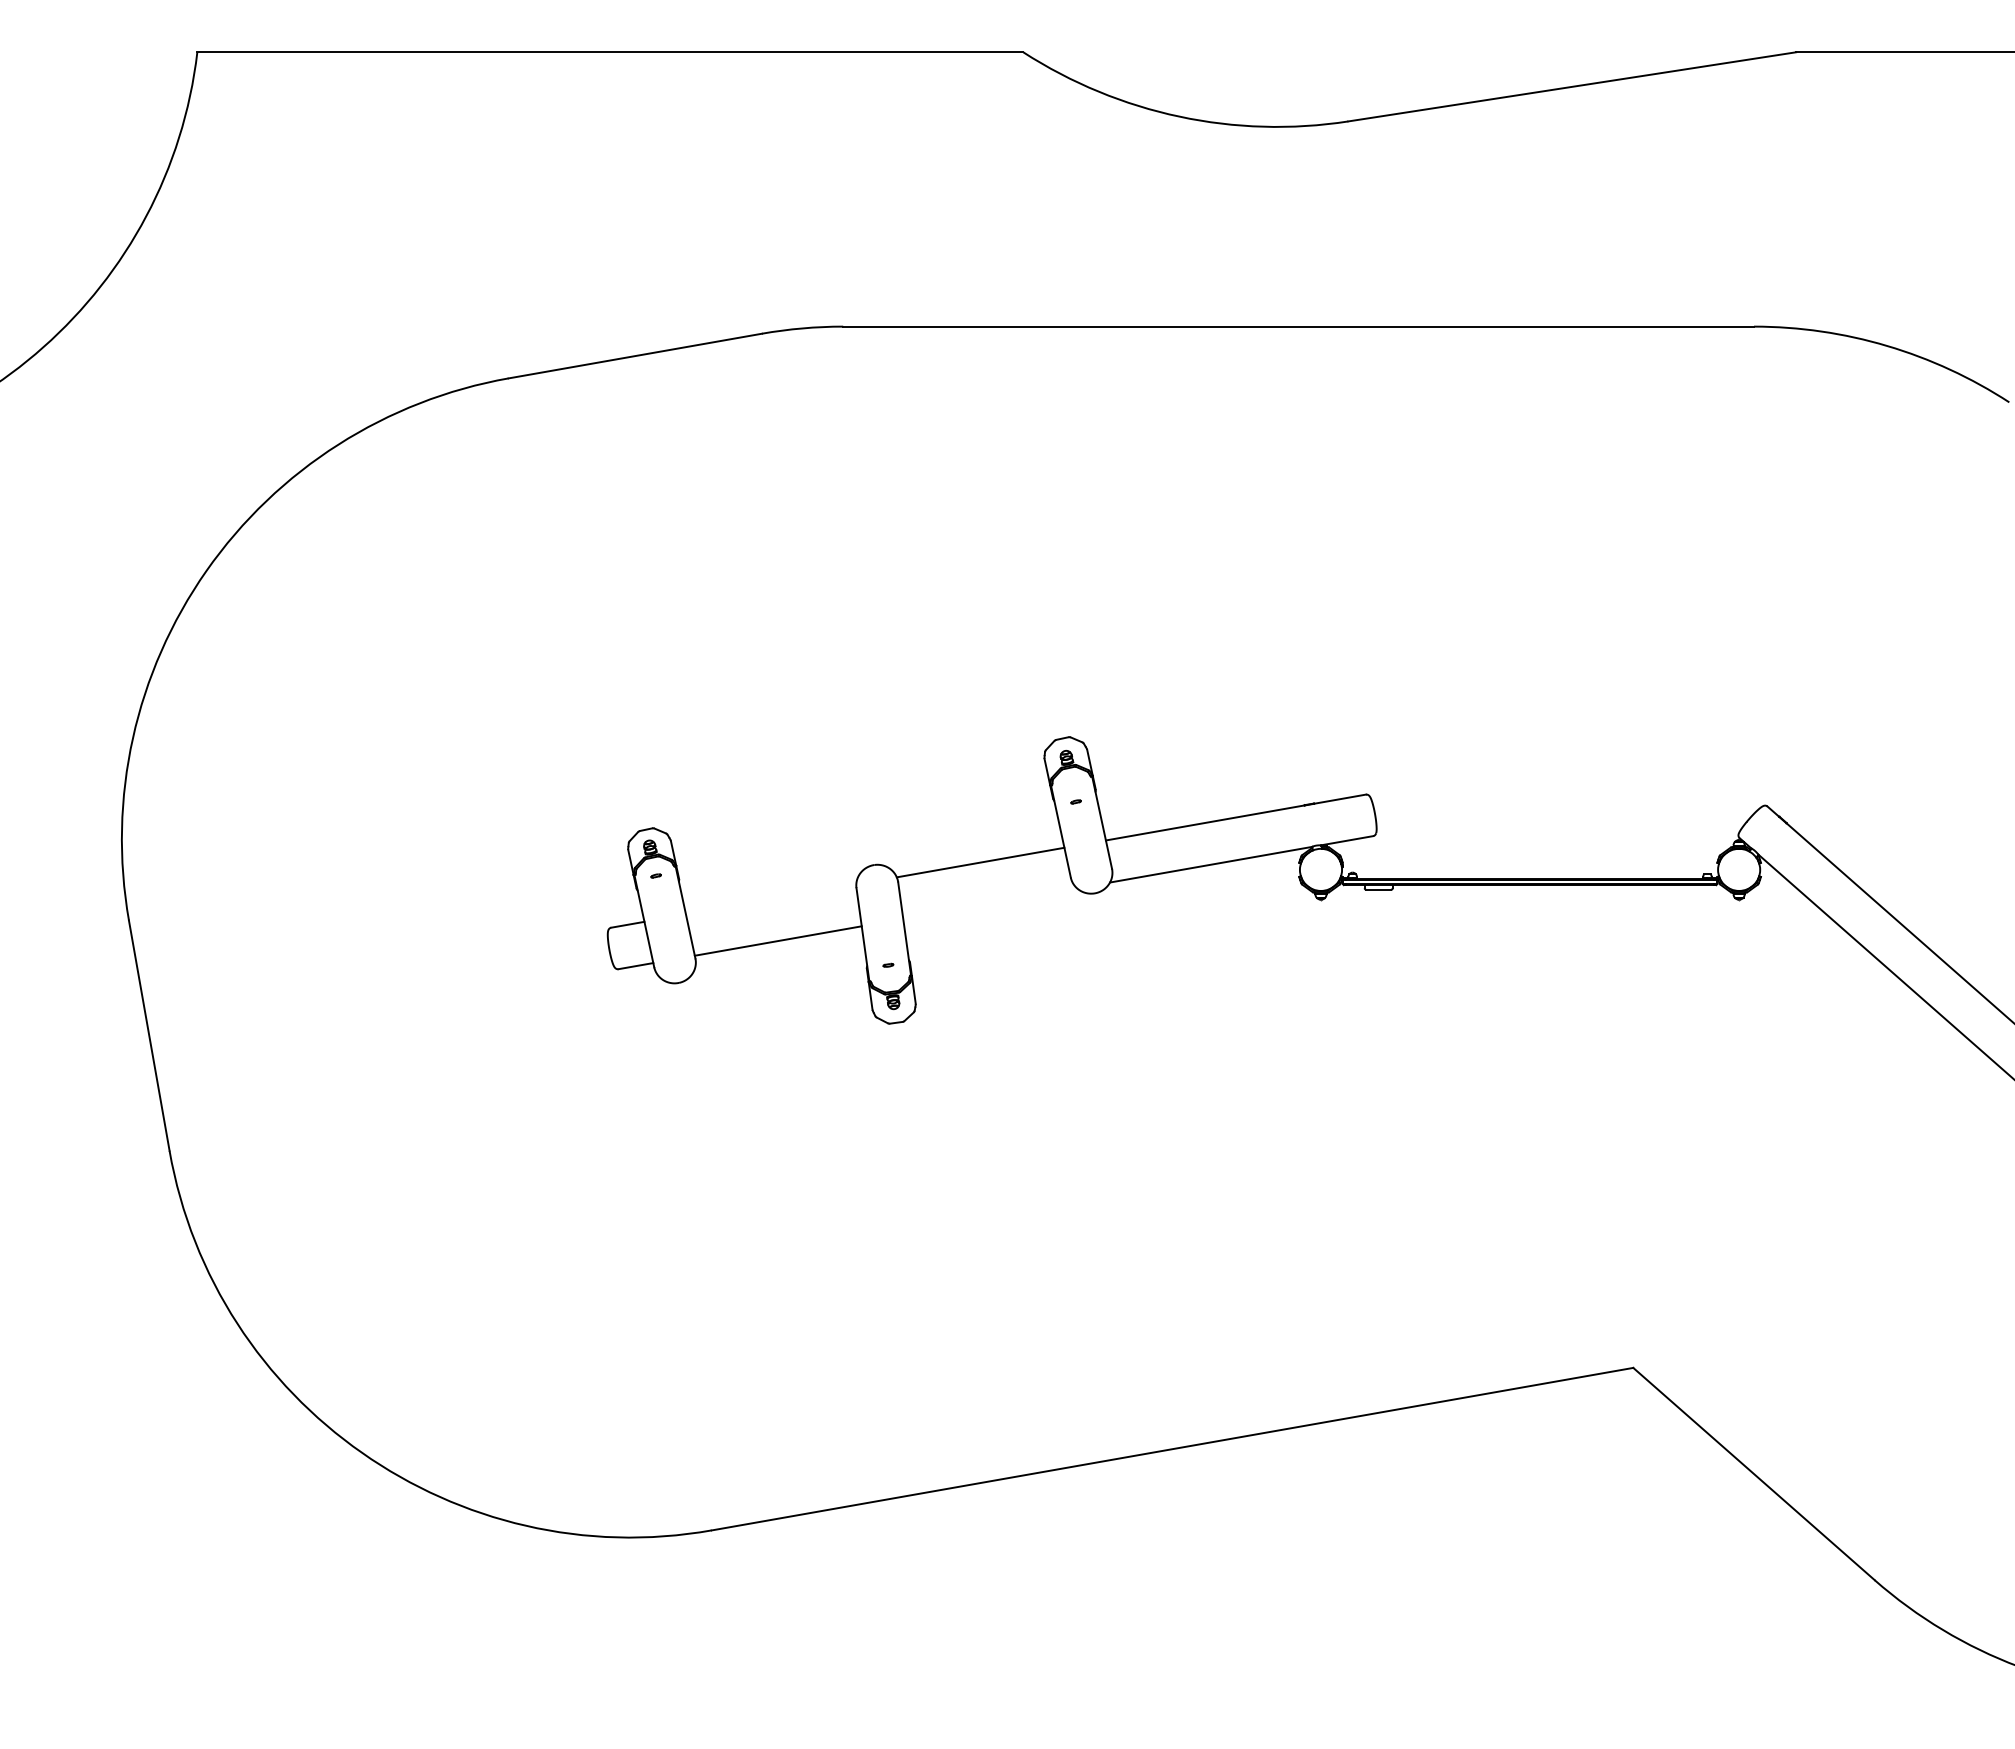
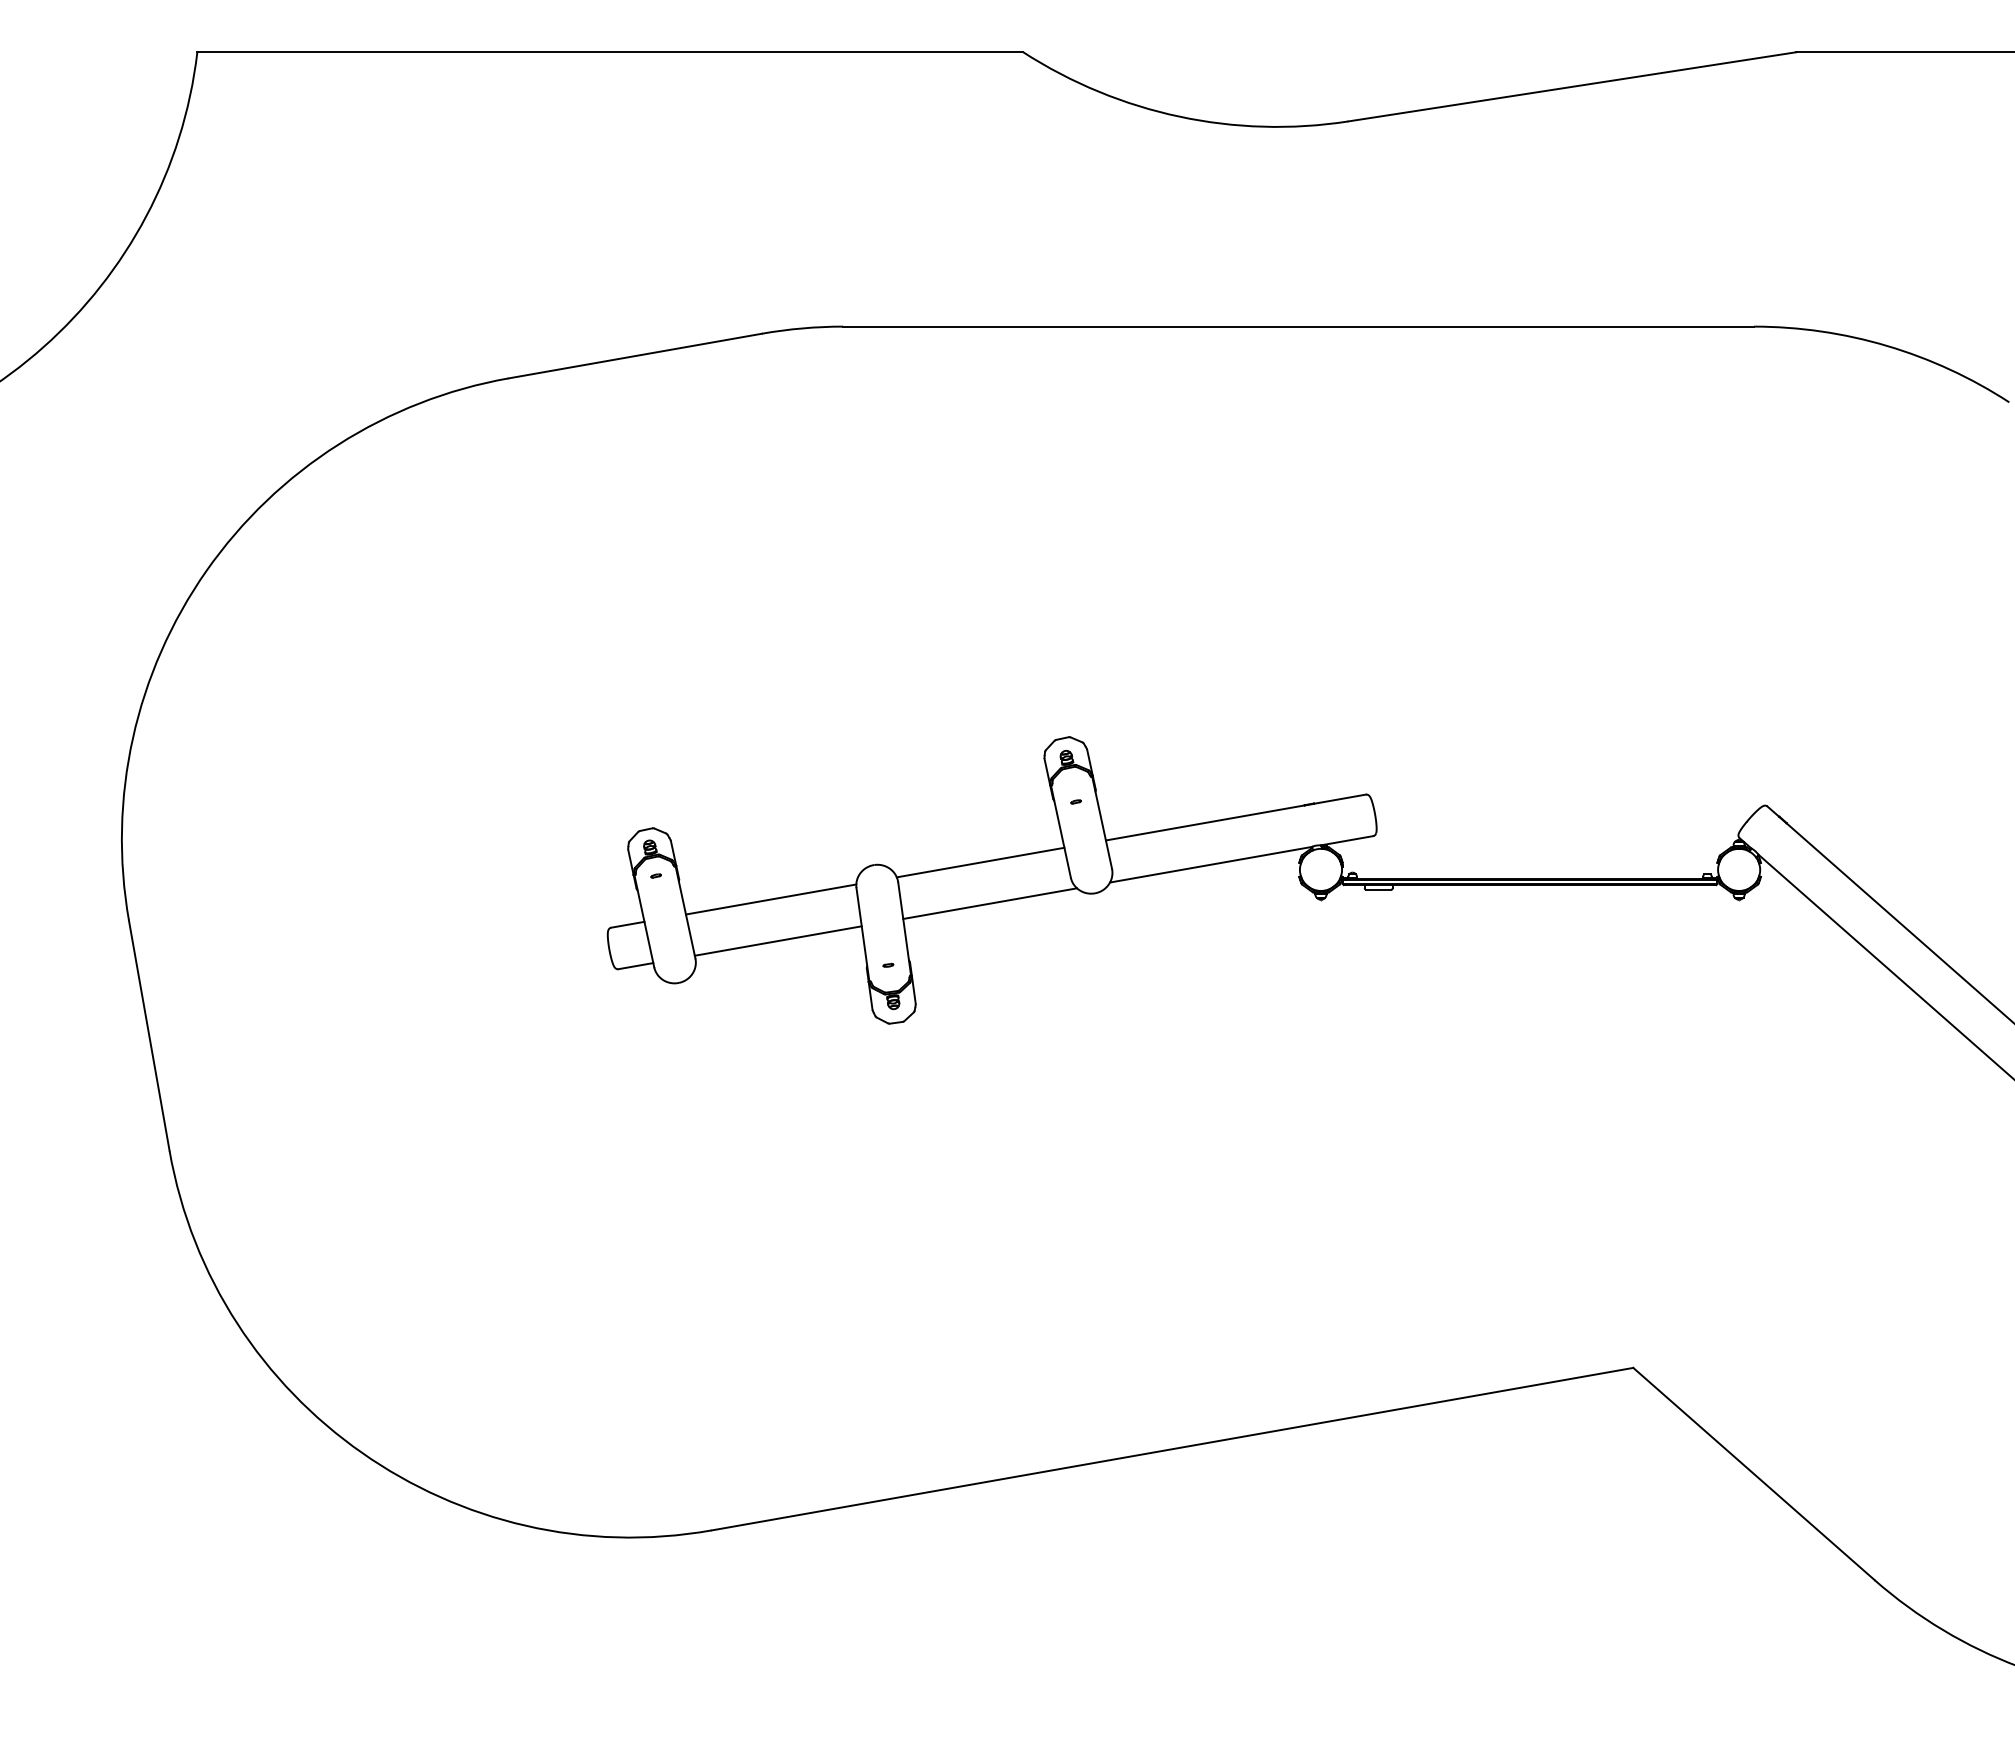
line: none -> present (771, 899)
line: none -> present (990, 903)
